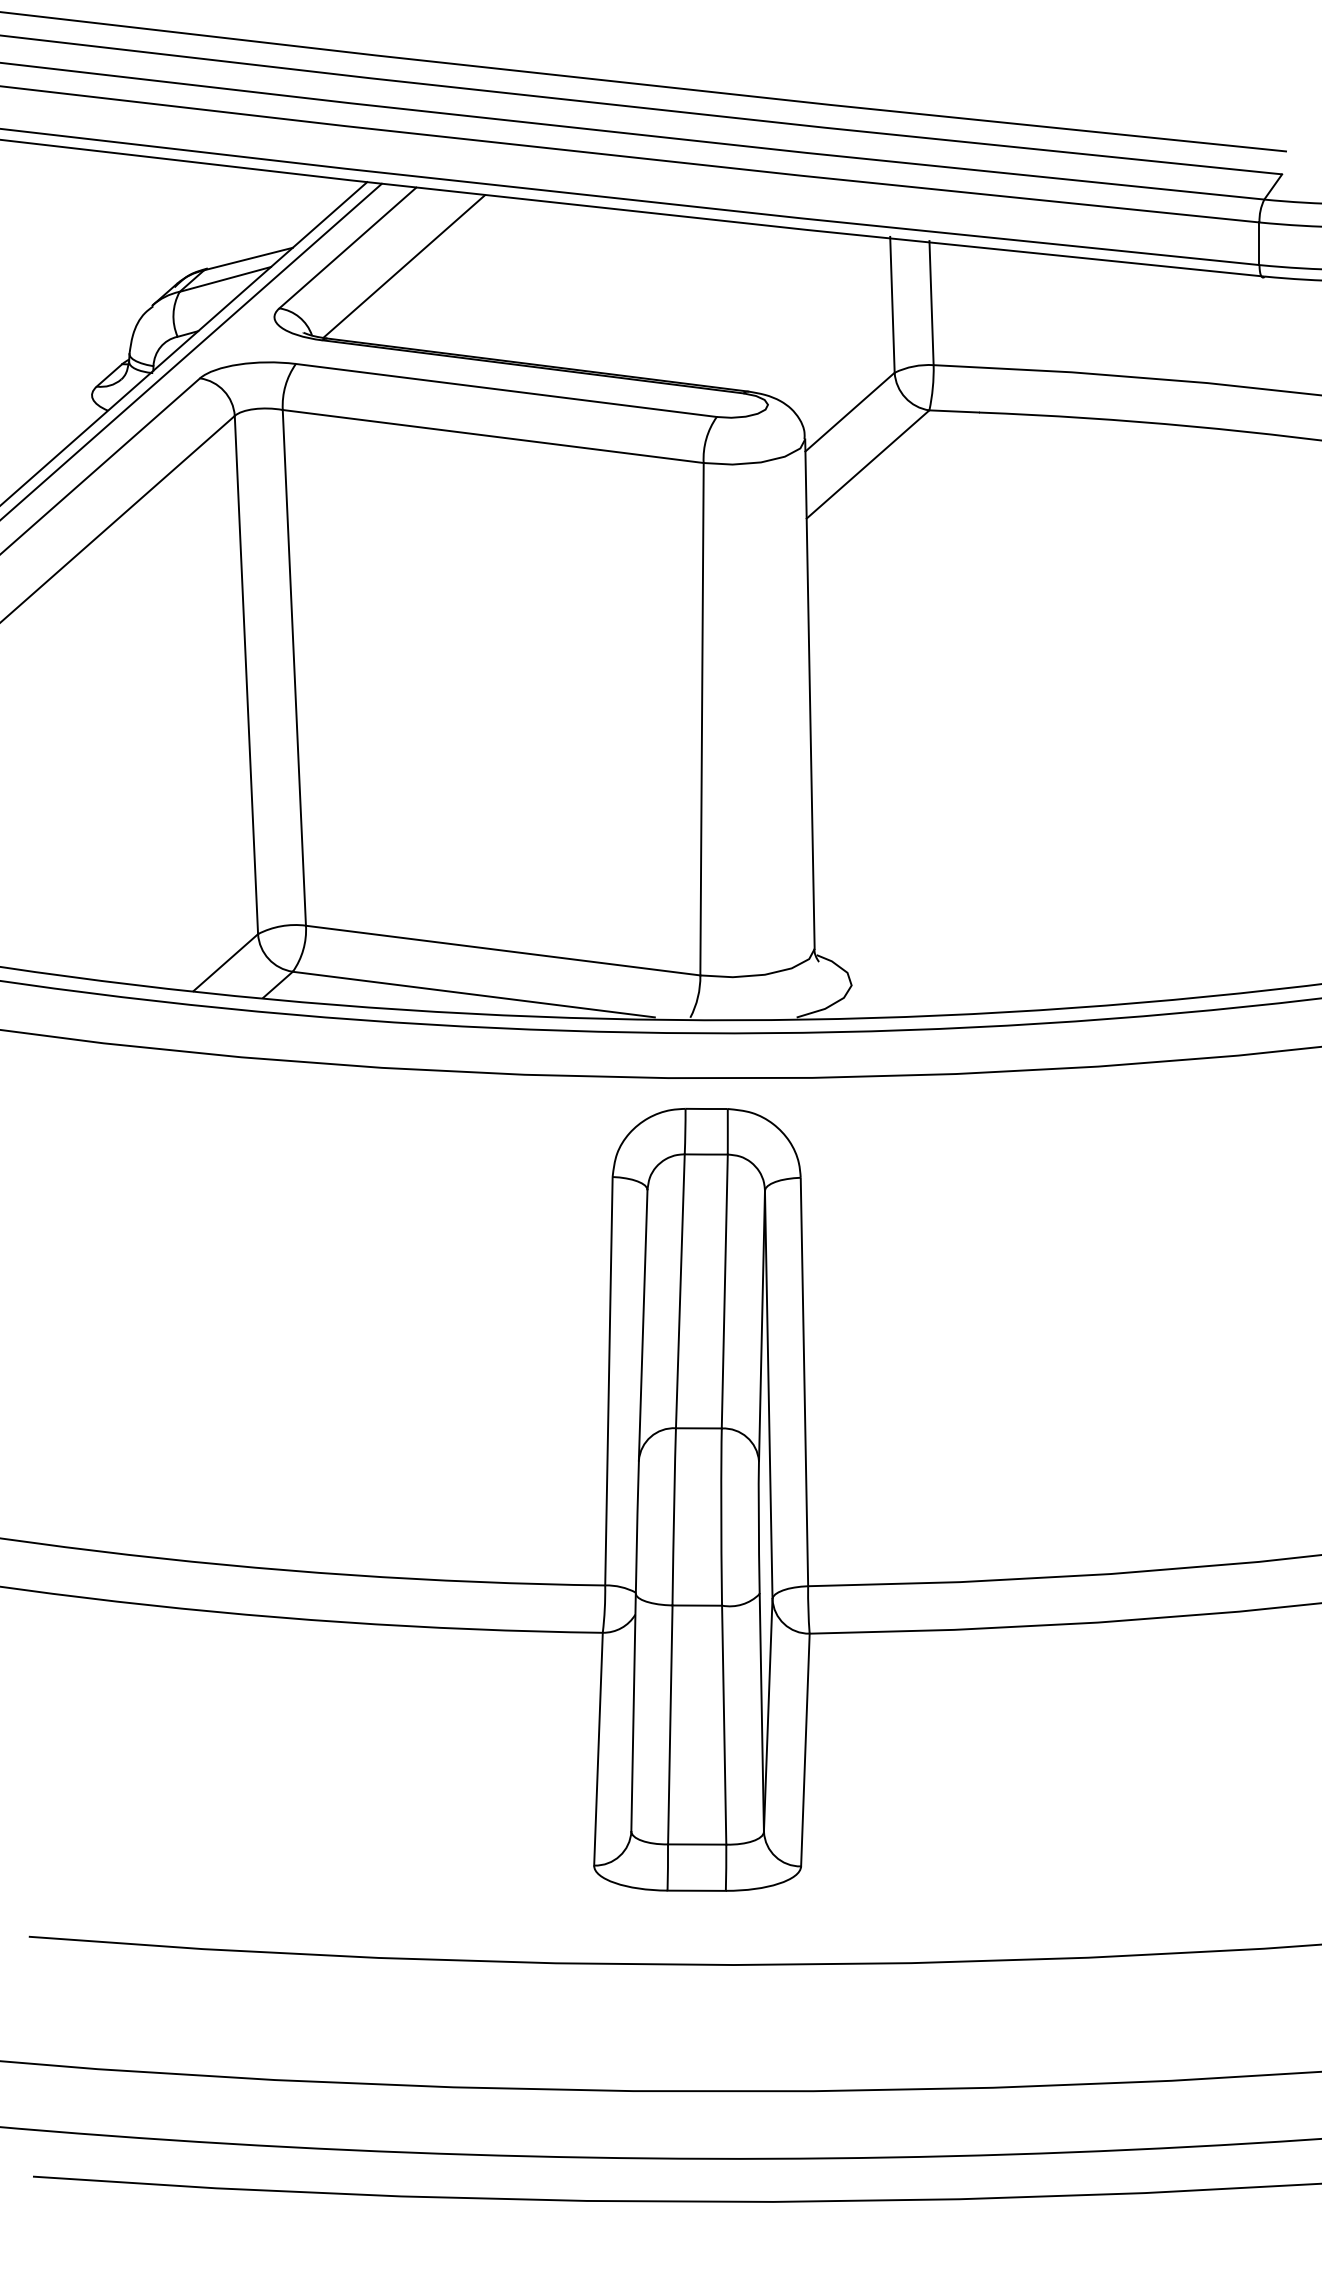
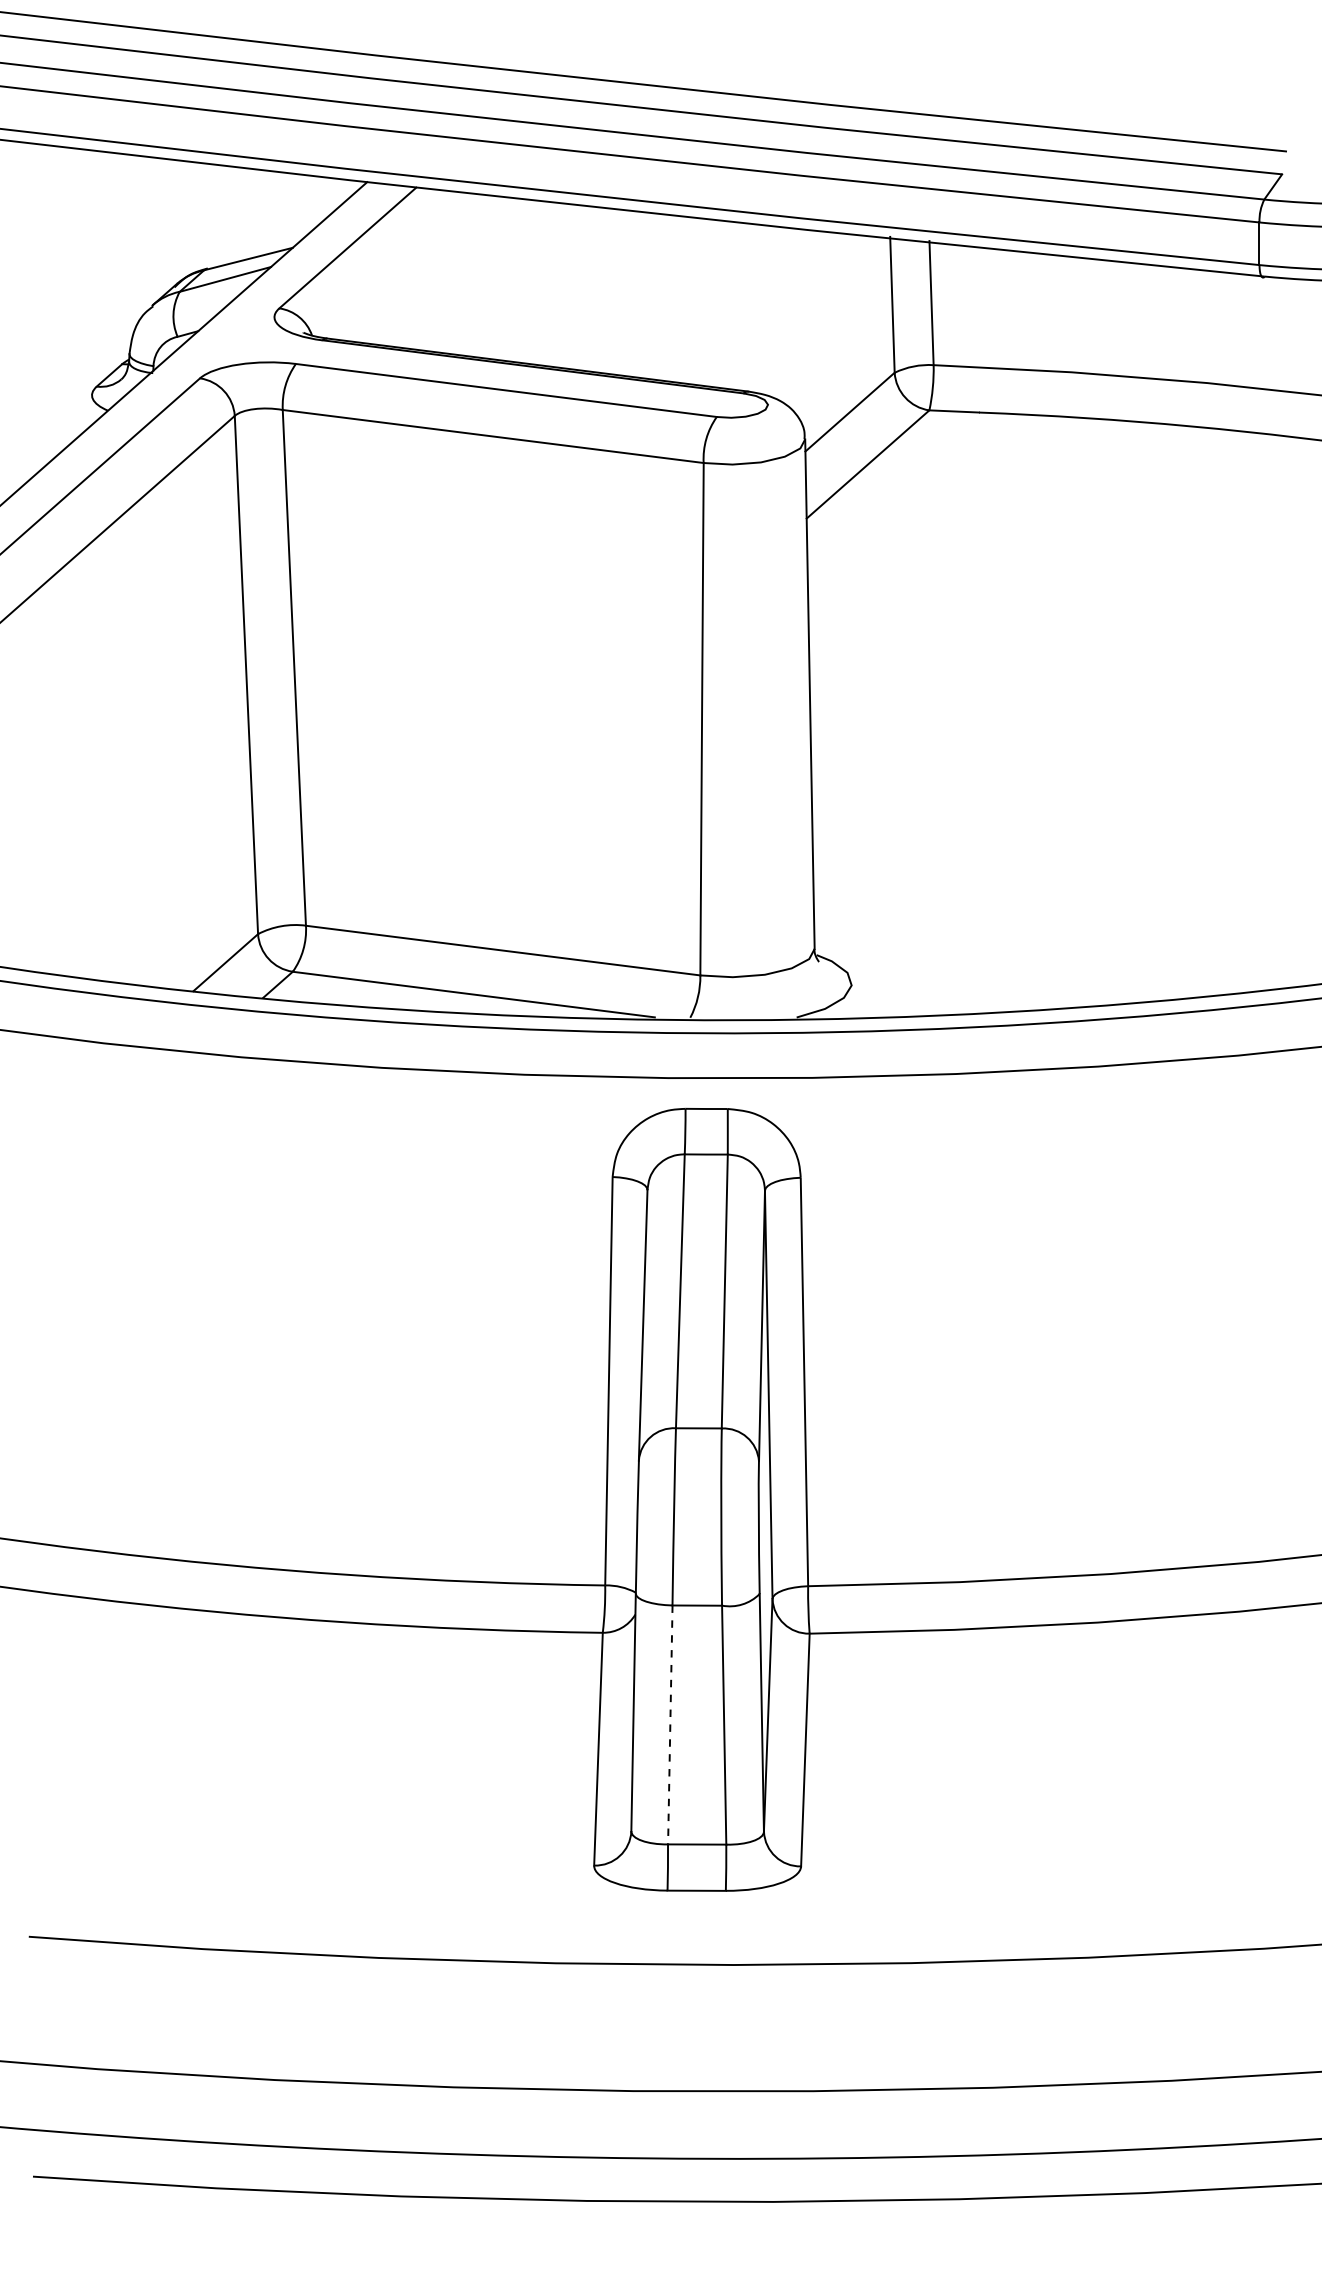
line: present -> none (404, 266)
line: present -> none (191, 350)
line: solid -> dashed (670, 1725)
